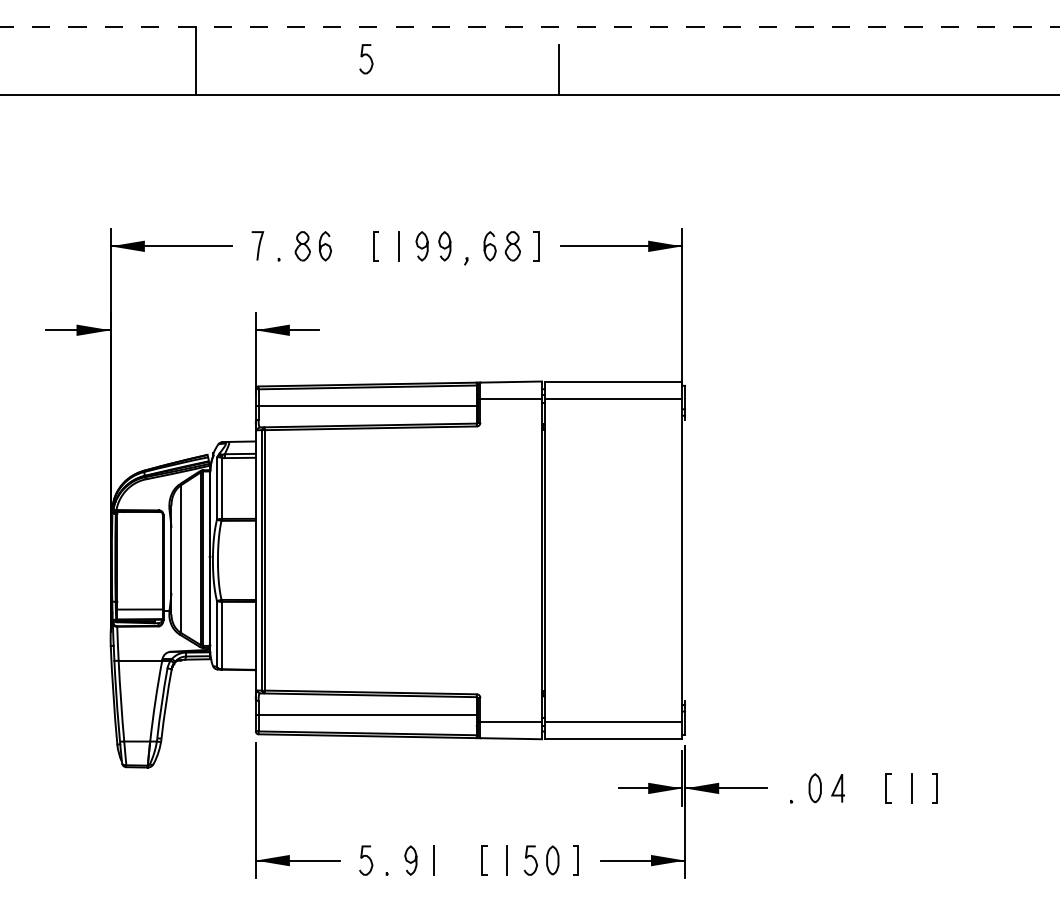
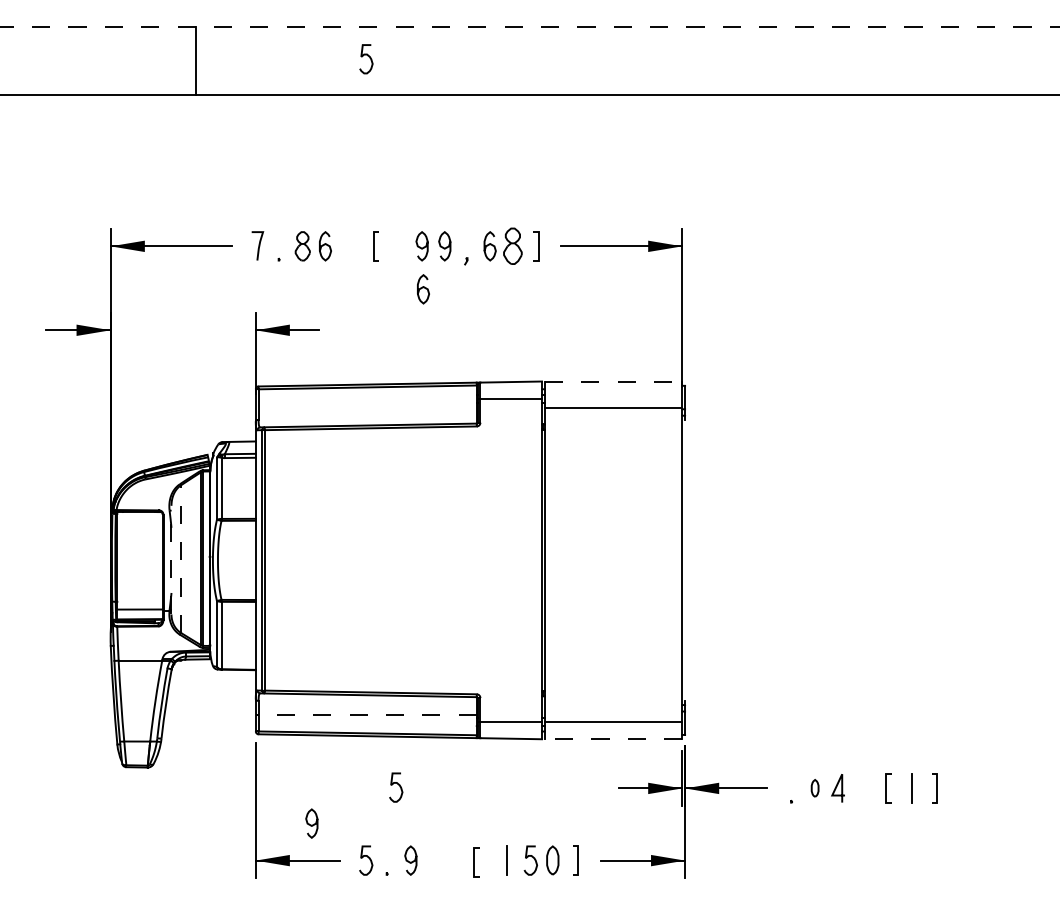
line: present -> none (559, 70)
line: present -> none (399, 246)
part size: 16x31 px -> 20x38 px (512, 245)
curve: none -> present (423, 288)
line: solid -> dashed (613, 381)
line position: (613, 398) -> (613, 407) (613, 407)
line: present -> none (365, 405)
line: solid -> dashed (171, 559)
line: solid -> dashed (180, 559)
line: solid -> dashed (365, 714)
line: solid -> dashed (613, 739)
curve: none -> present (398, 785)
part size: 14x31 px -> 10x19 px (814, 788)
curve: none -> present (311, 824)
line: present -> none (433, 860)
line position: (482, 860) -> (474, 862) (474, 862)
